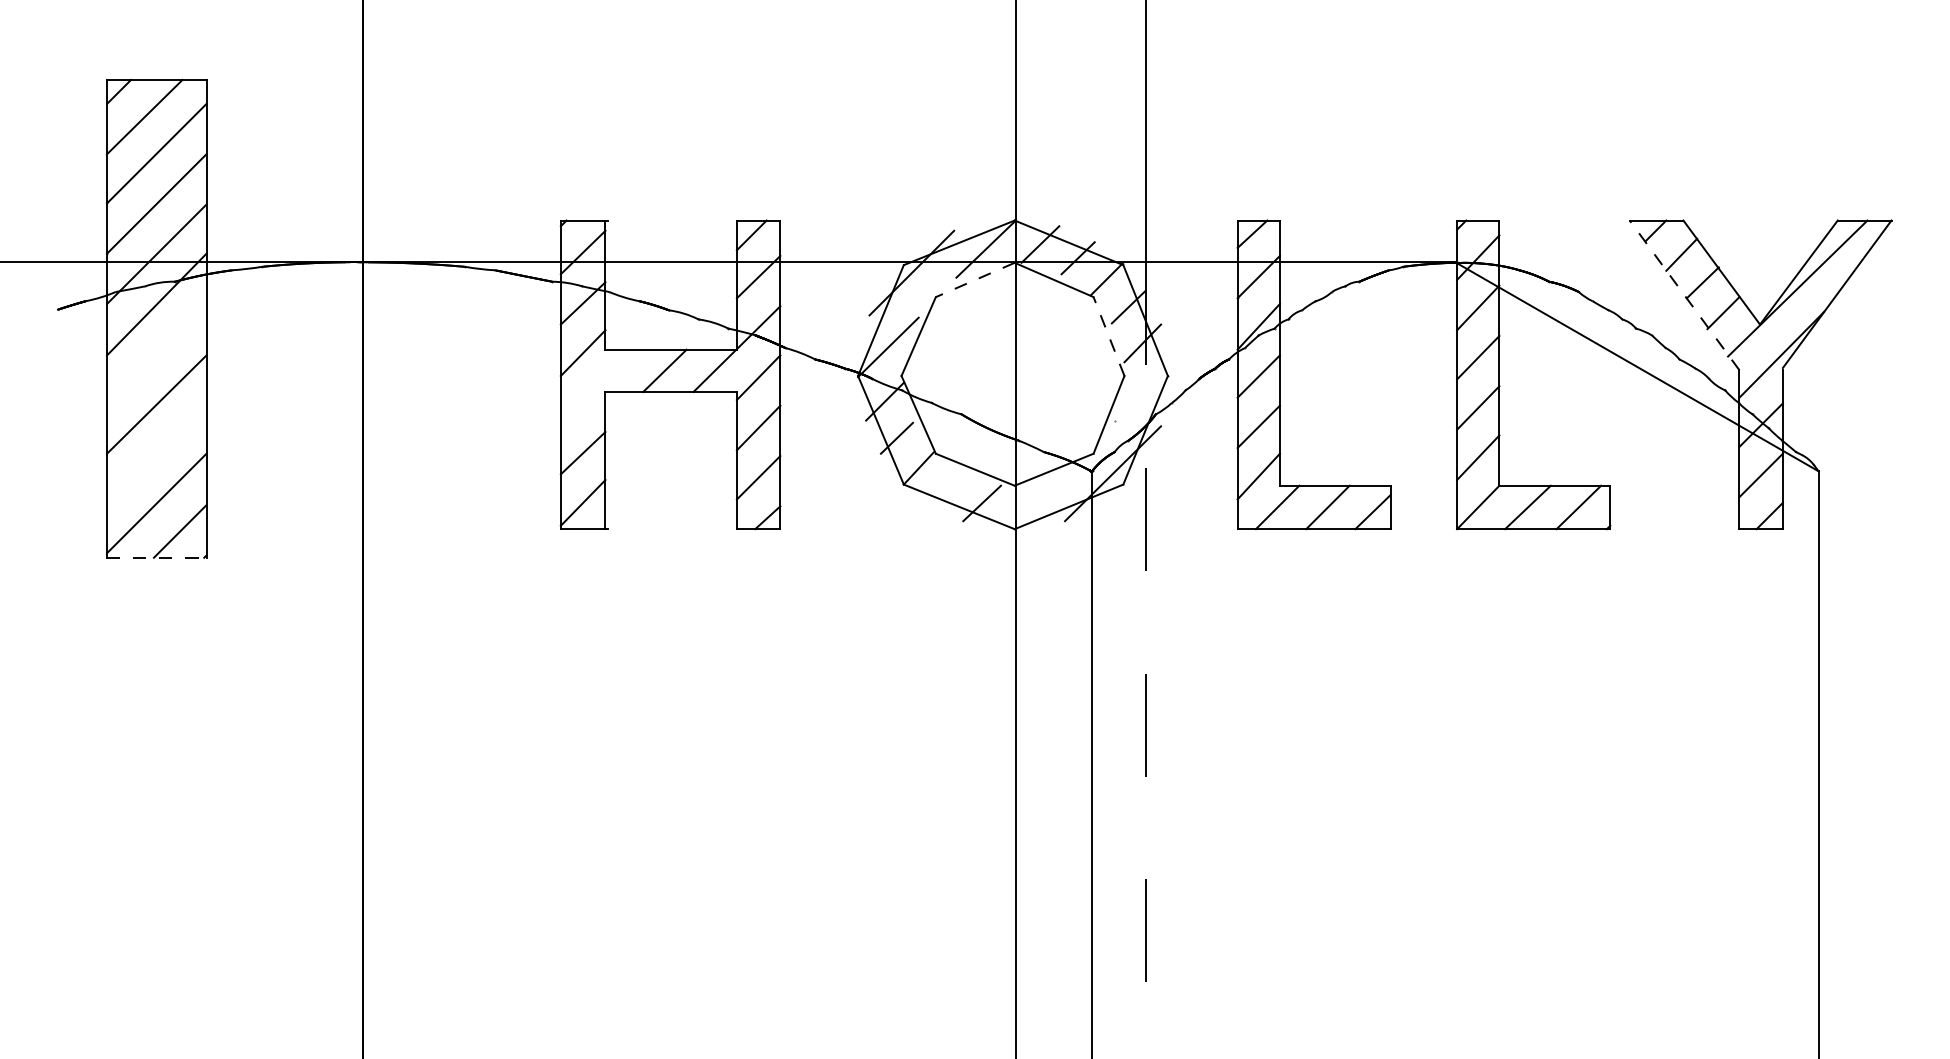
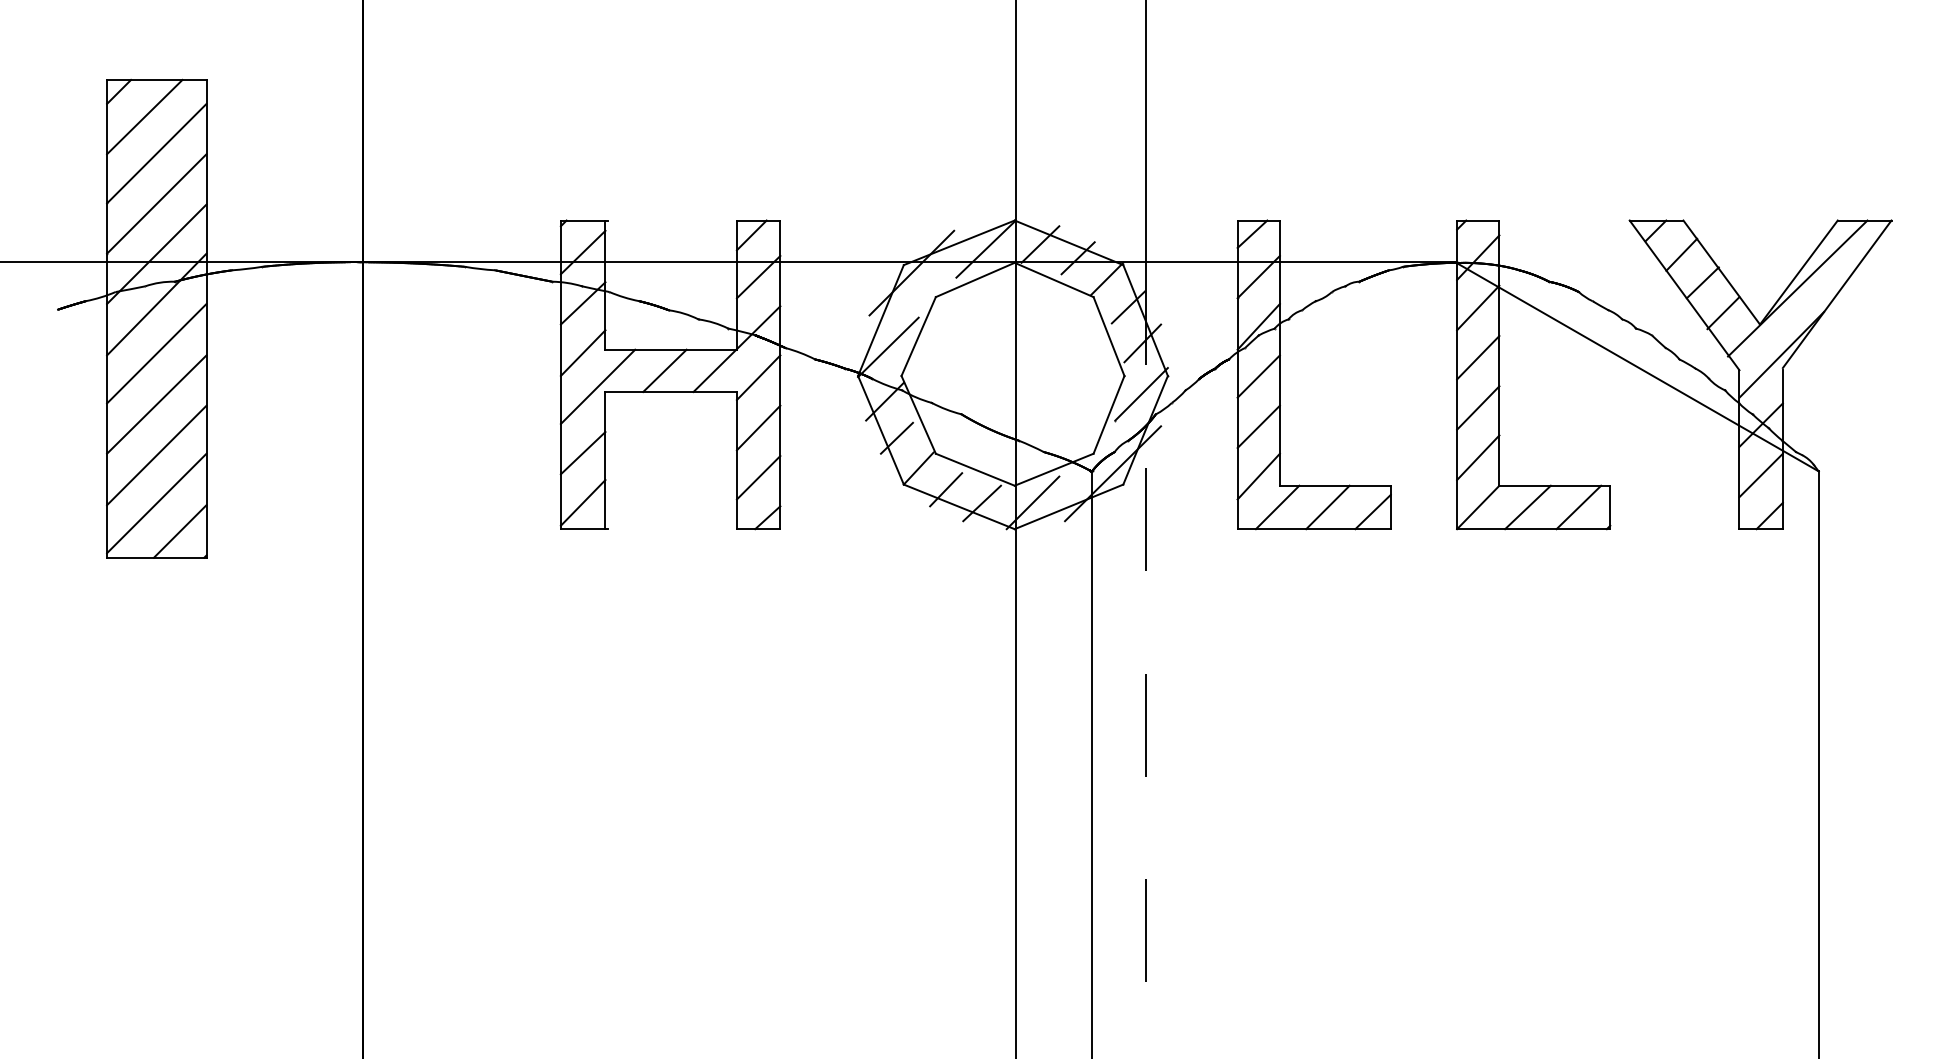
line: dashed -> solid (974, 280)
line: dashed -> solid (1684, 295)
line: dashed -> solid (1108, 336)
line: none -> present (156, 353)
line: none -> present (597, 386)
line: none -> present (1141, 394)
line: none -> present (156, 455)
line: none -> present (946, 489)
line: none -> present (1032, 502)
line: dashed -> solid (156, 557)
